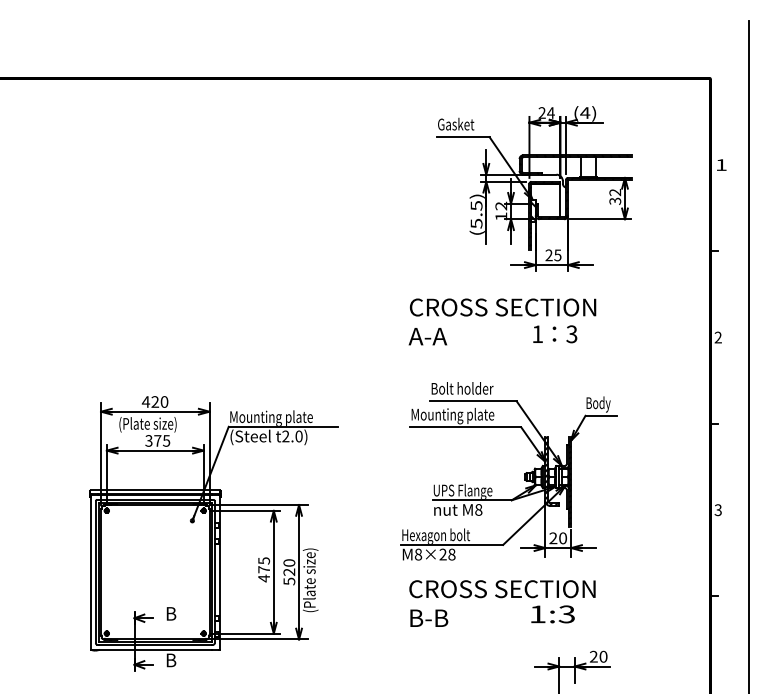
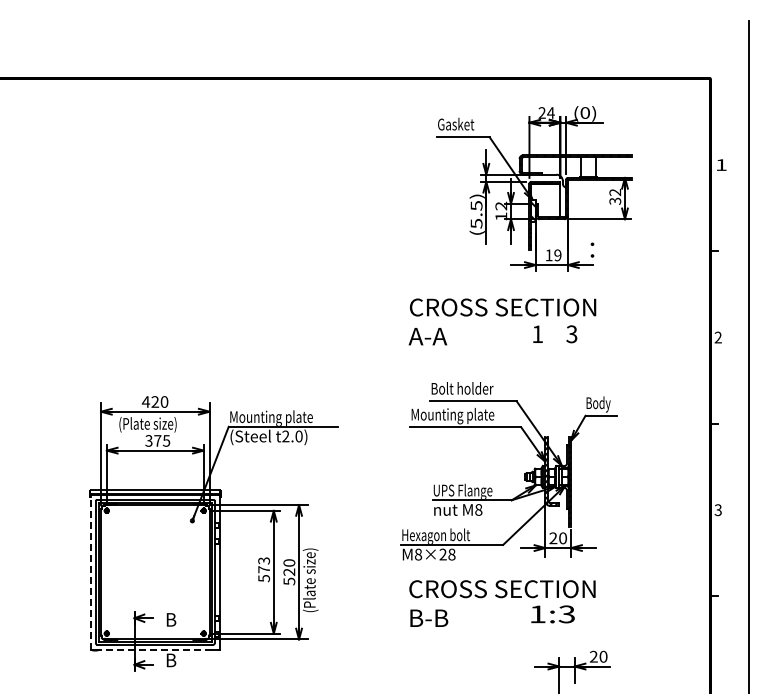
text: (4) -> (0) (585, 112)
text: 25 -> 19 (553, 255)
text position: (554, 333) -> (592, 249) (592, 249)
text: 475 -> 573 (264, 569)
line: solid -> dashed (90, 572)
text position: (171, 613) -> (171, 619) (171, 619)
line: solid -> dashed (155, 649)
